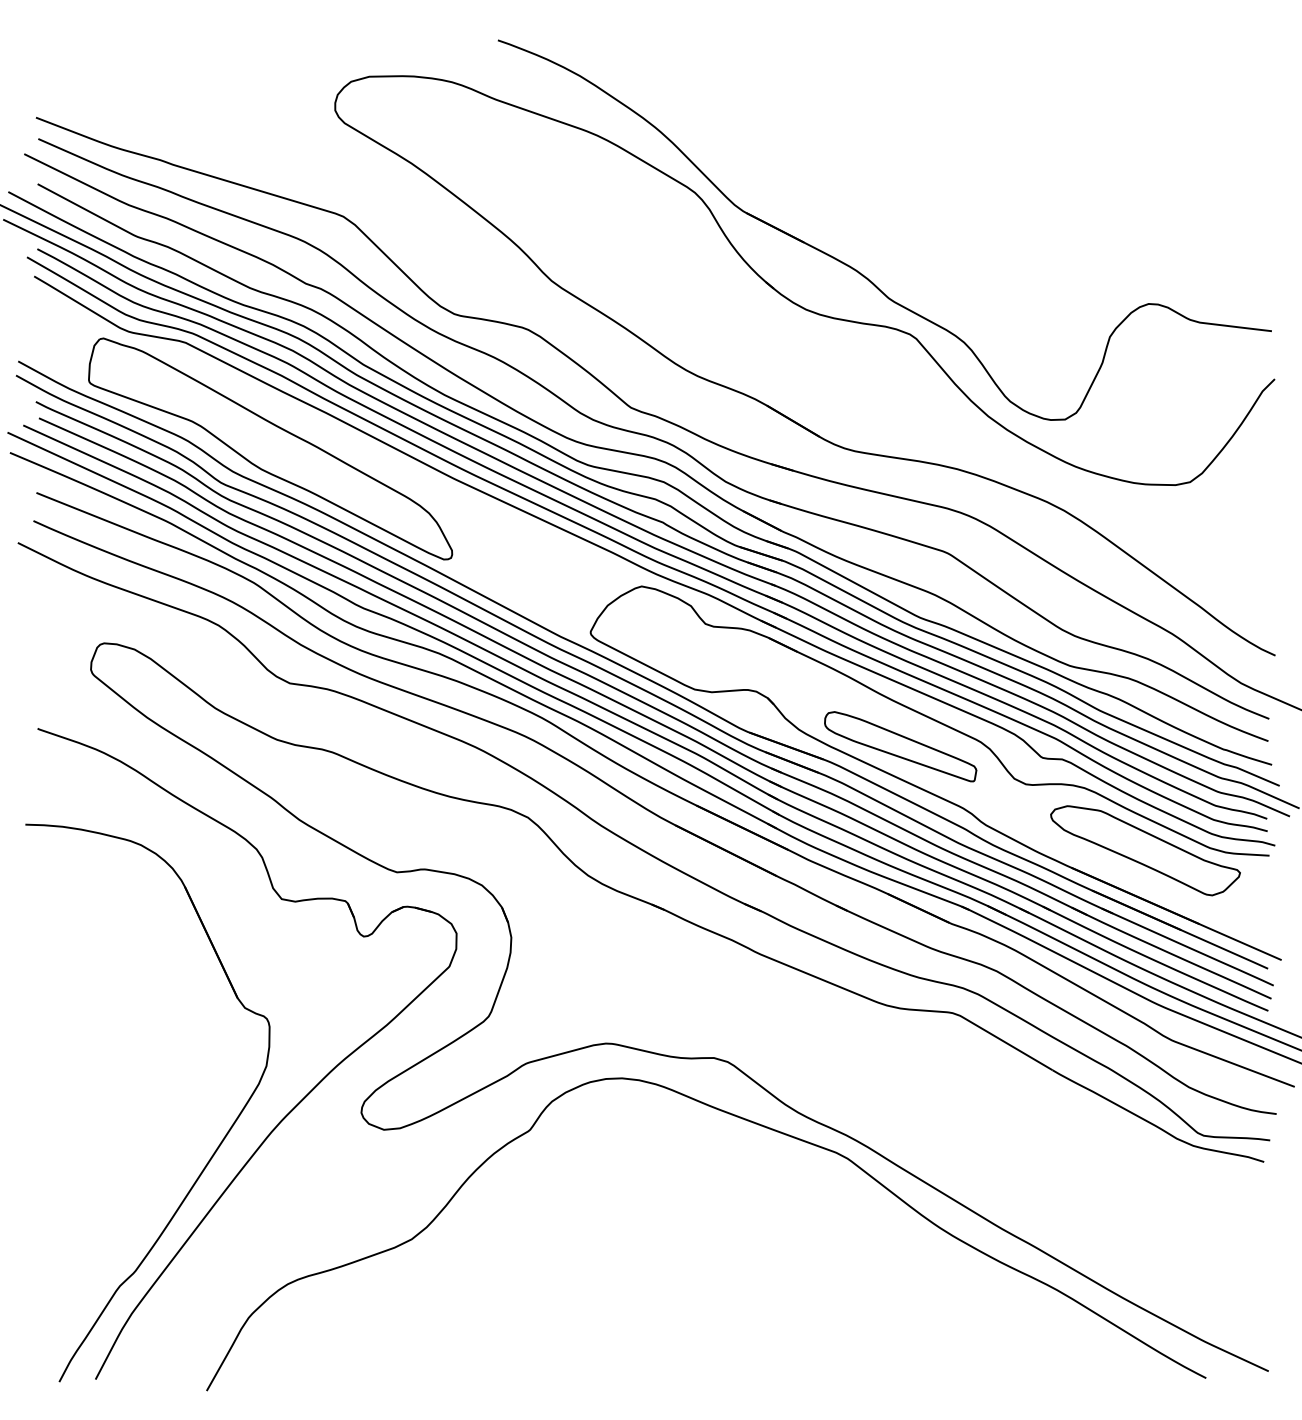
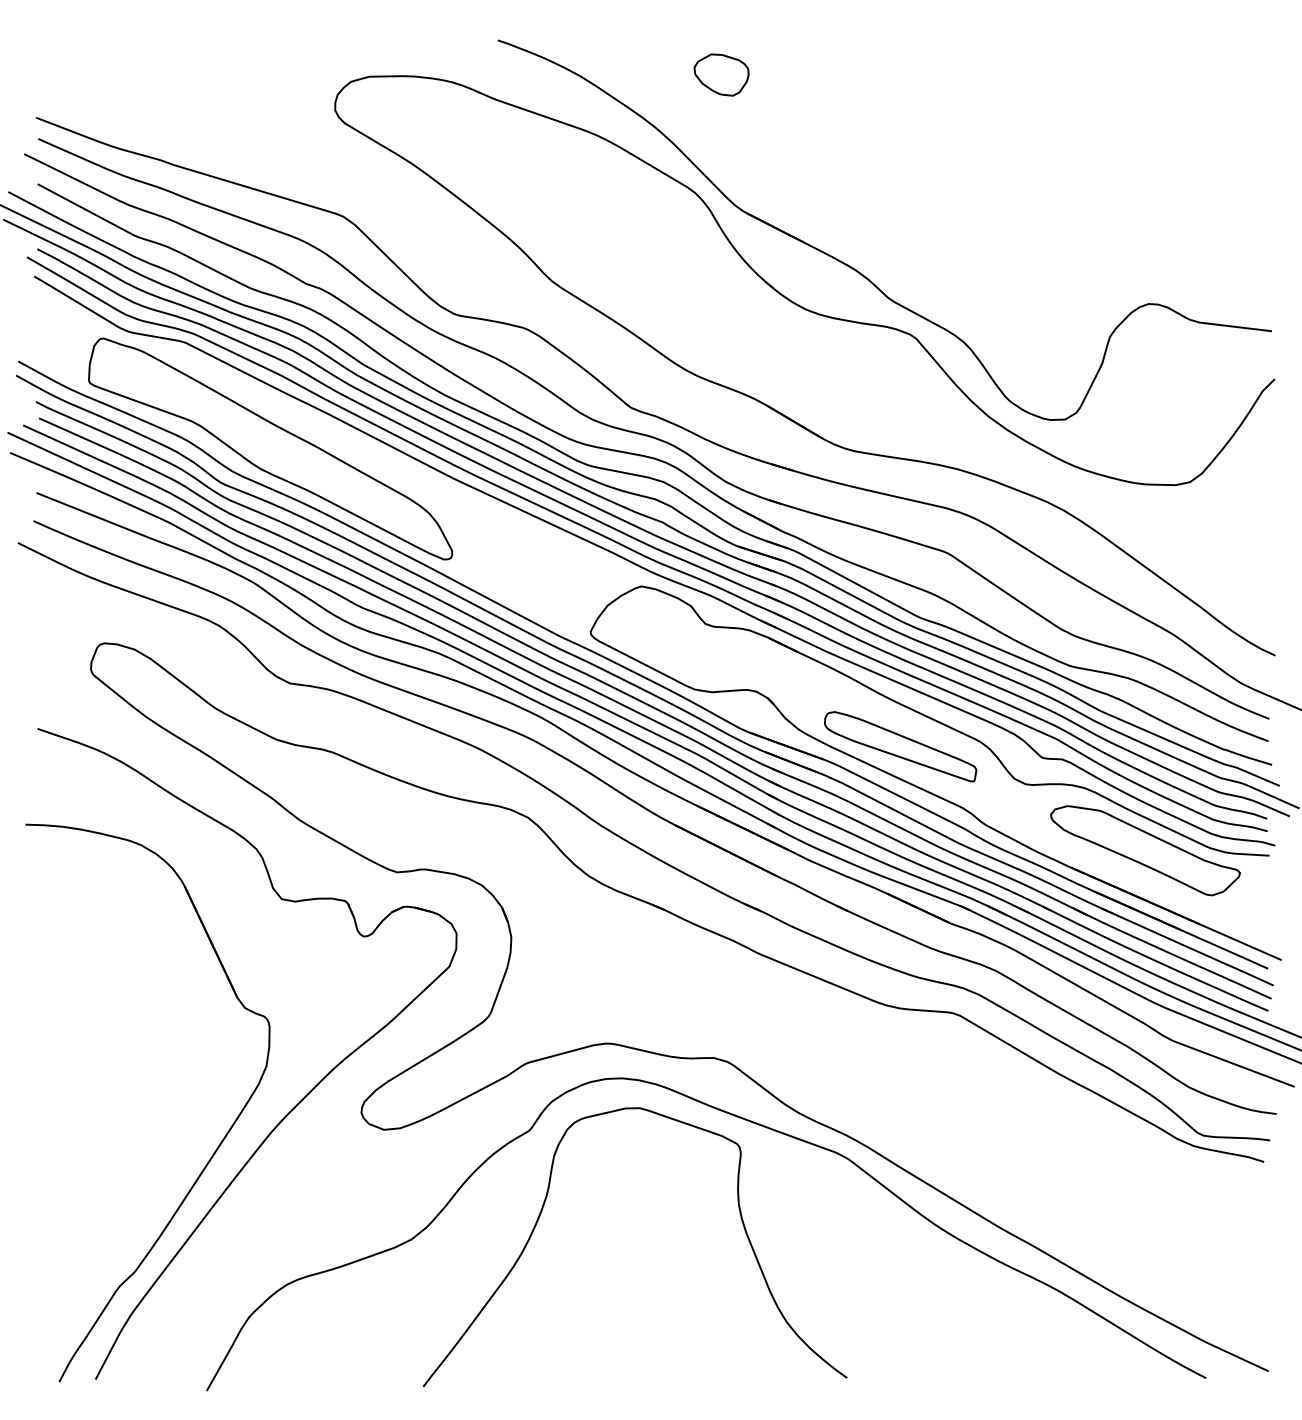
part: none -> present (721, 74)
curve: none -> present (542, 1211)
